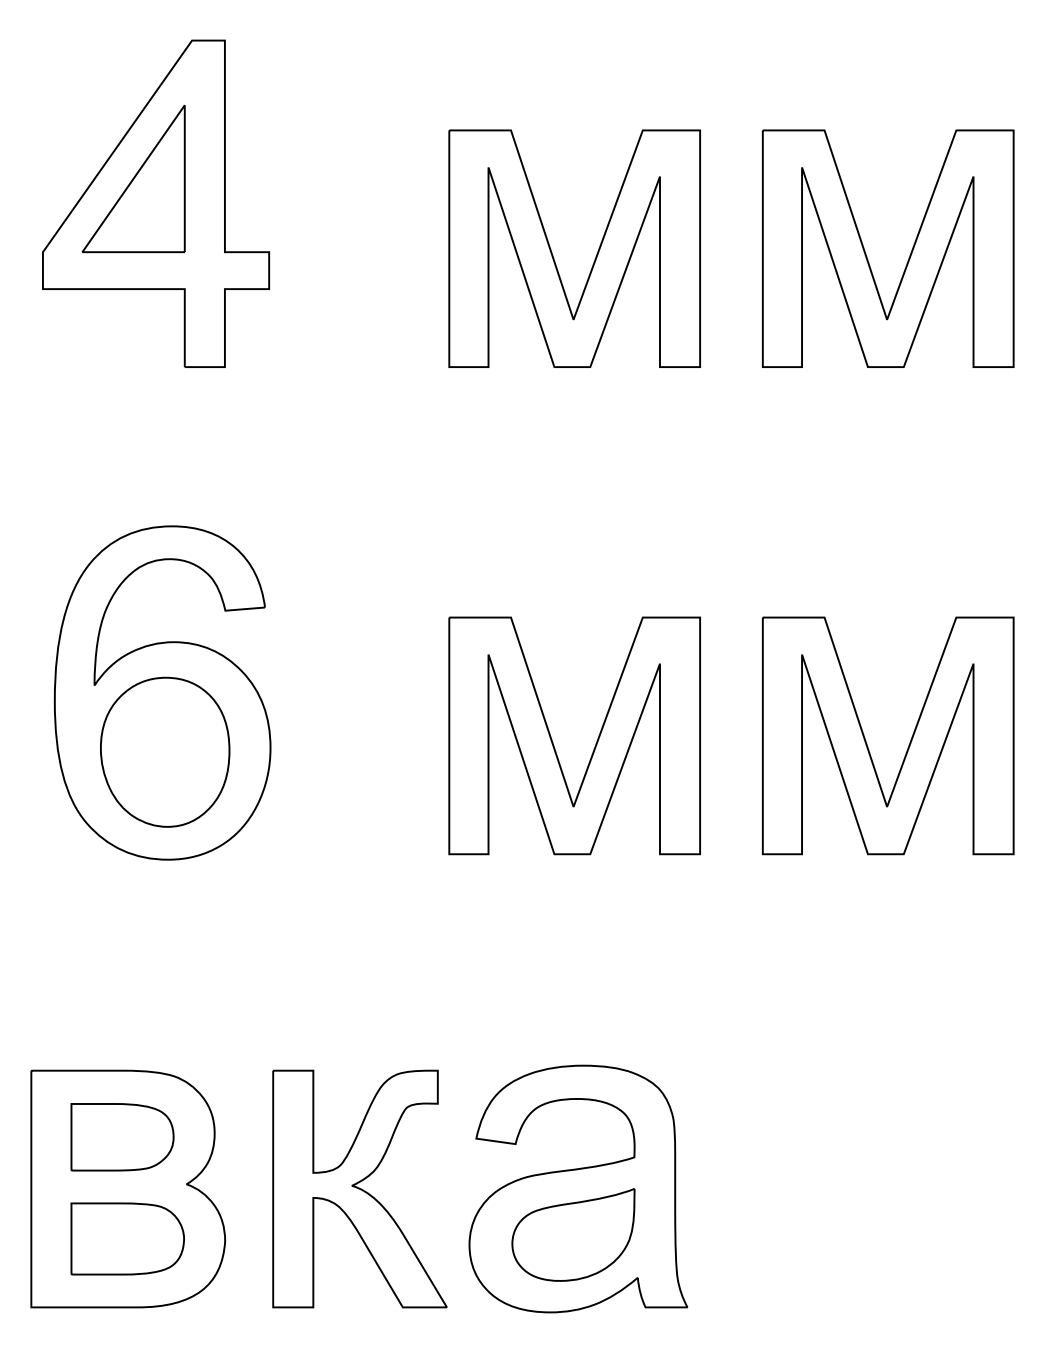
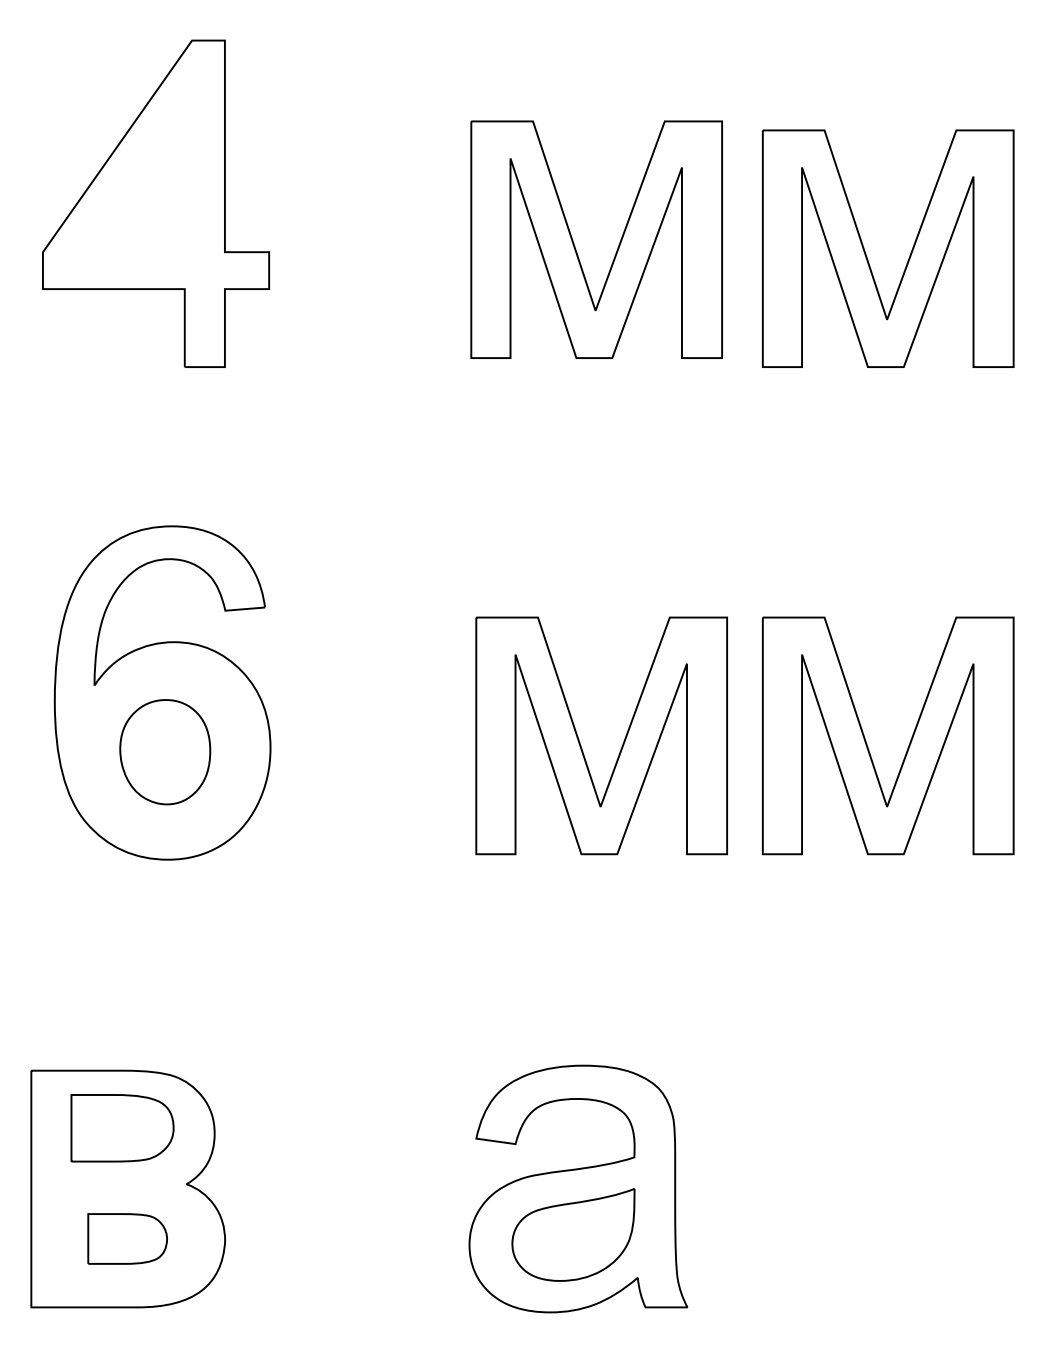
part: present -> none (133, 178)
part position: (553, 255) -> (575, 246) (575, 246)
part position: (553, 742) -> (580, 742) (580, 742)
part size: 131x152 px -> 93x107 px (165, 752)
part position: (122, 1137) -> (122, 1128) (122, 1128)
part: present -> none (359, 1188)
part size: 115x74 px -> 81x52 px (127, 1238)
